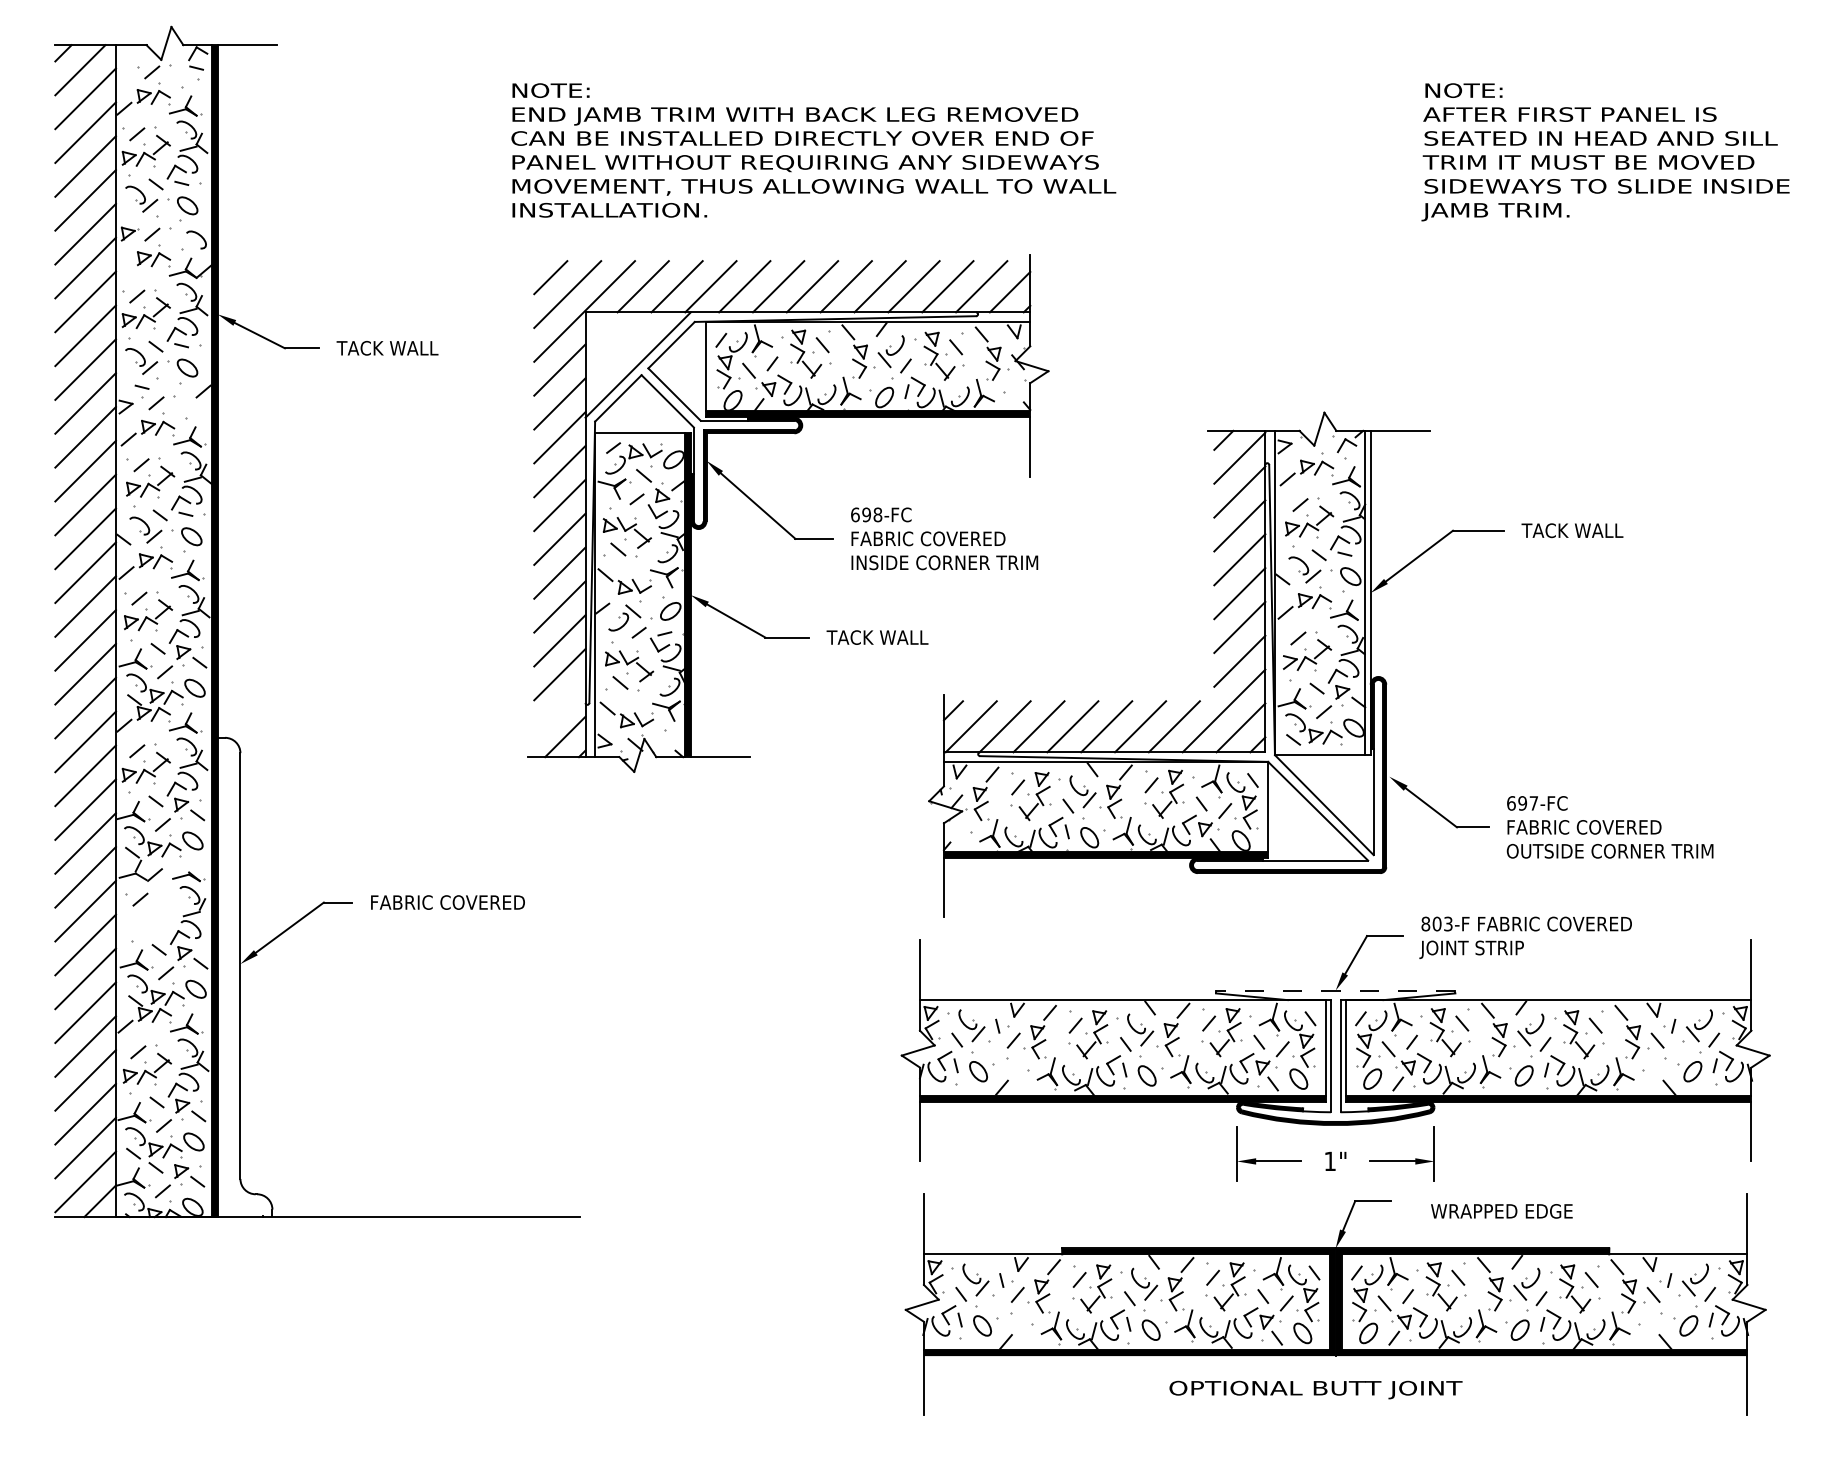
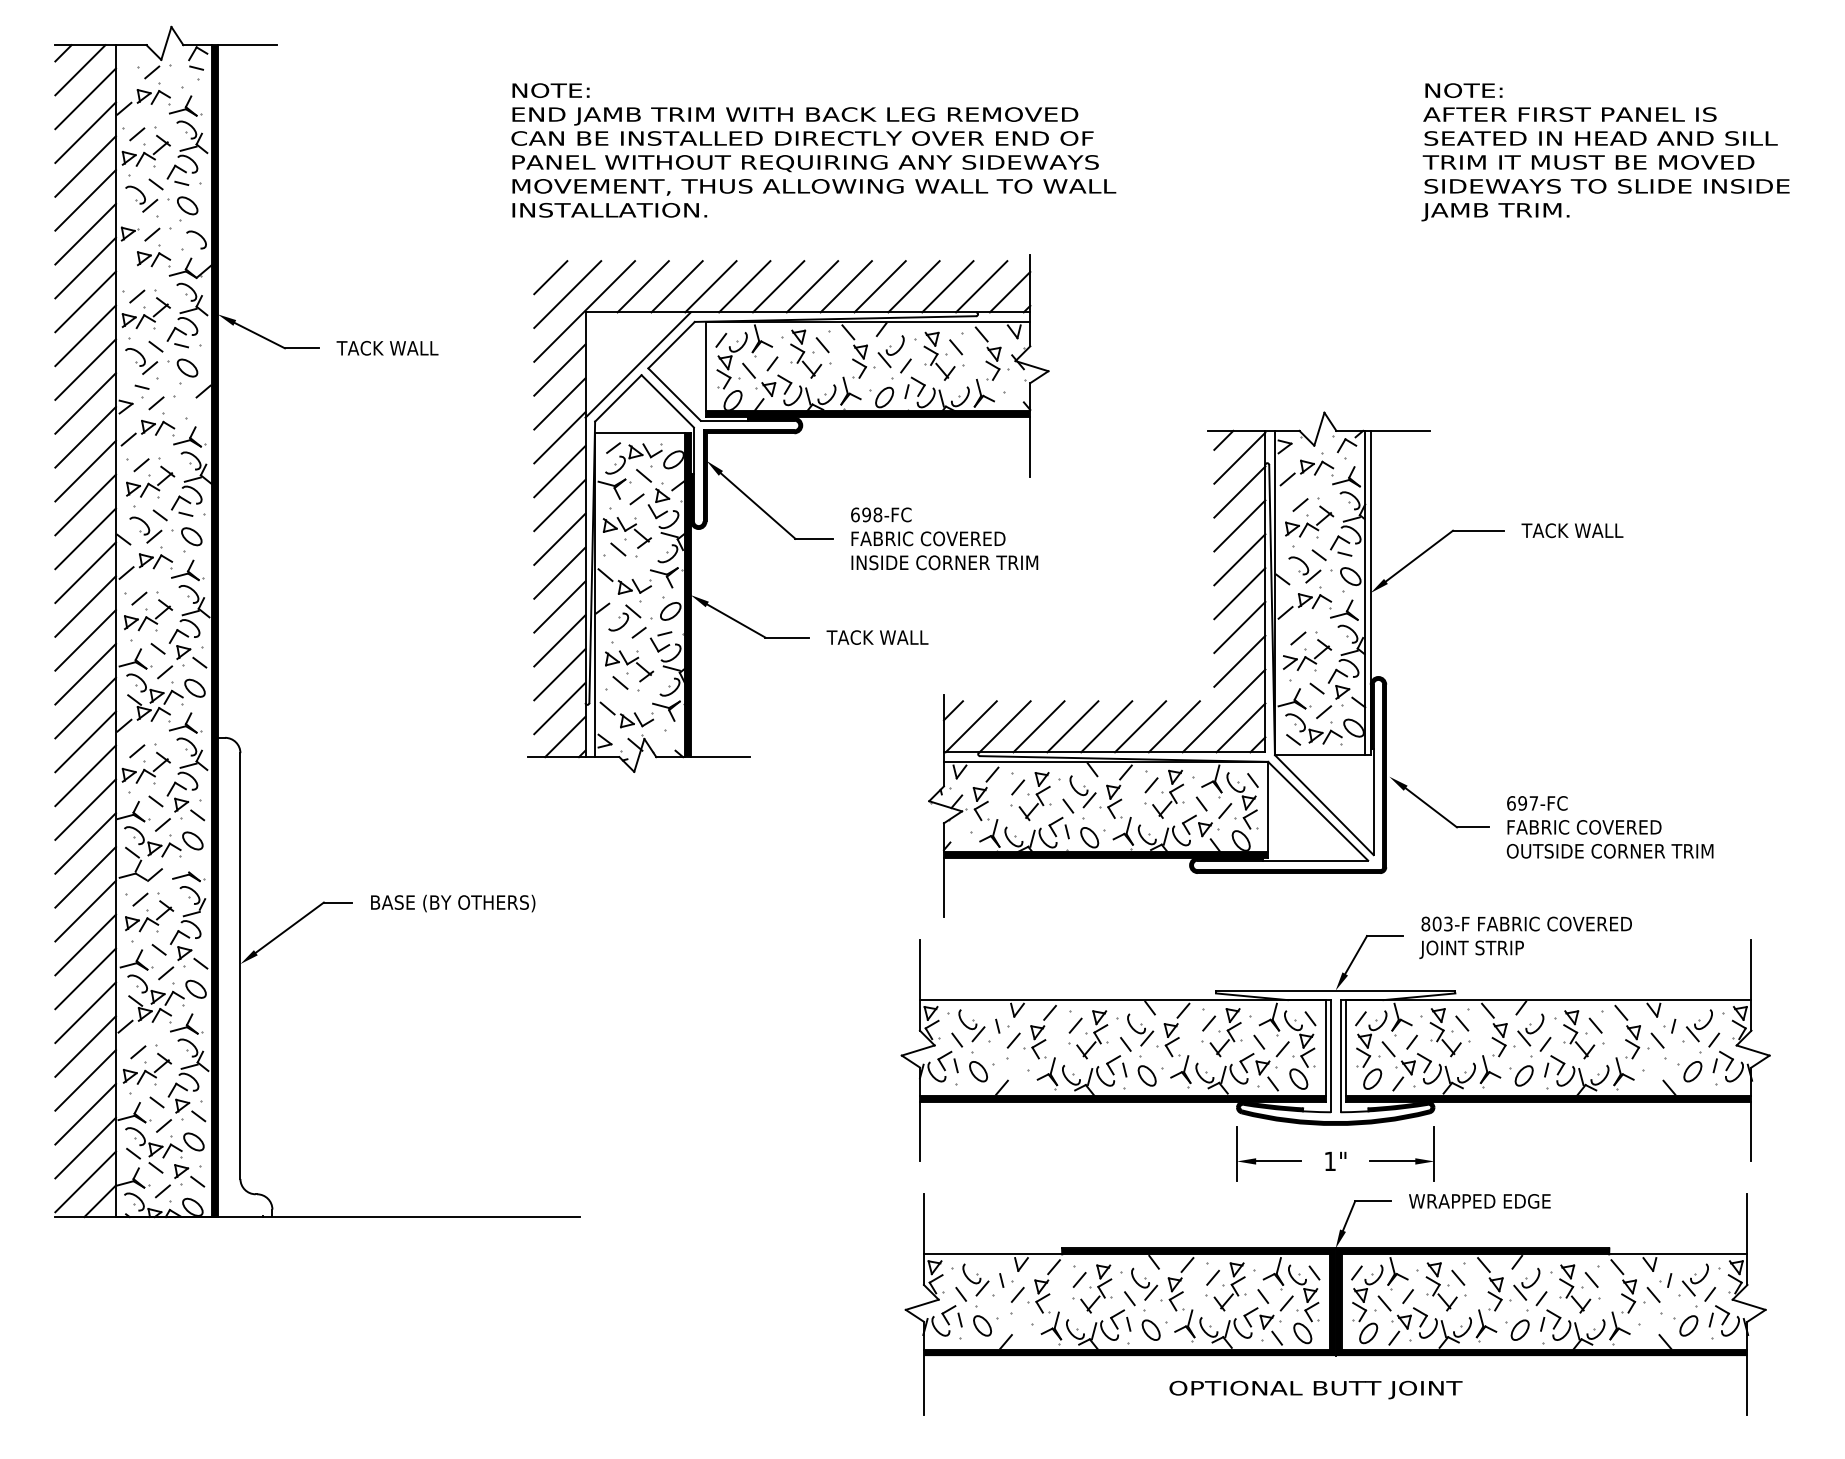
line: none -> present (559, 708)
text: FABRIC COVERED -> BASE (BY OTHERS) (453, 903)
part: none -> present (149, 912)
line: dashed -> solid (1335, 990)
text position: (1501, 1211) -> (1479, 1201) (1479, 1201)
